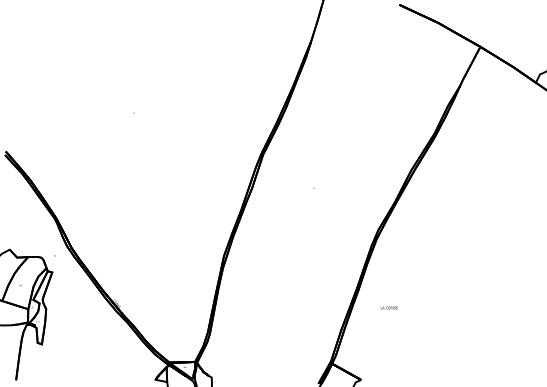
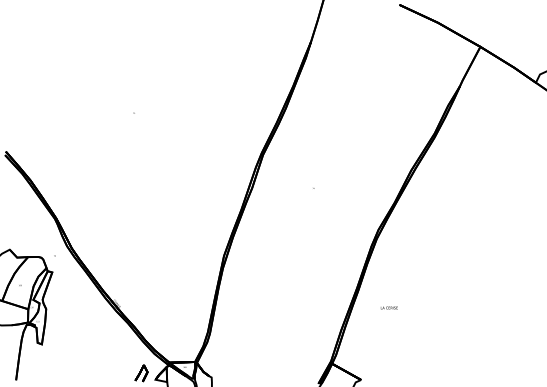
part: none -> present (141, 373)
